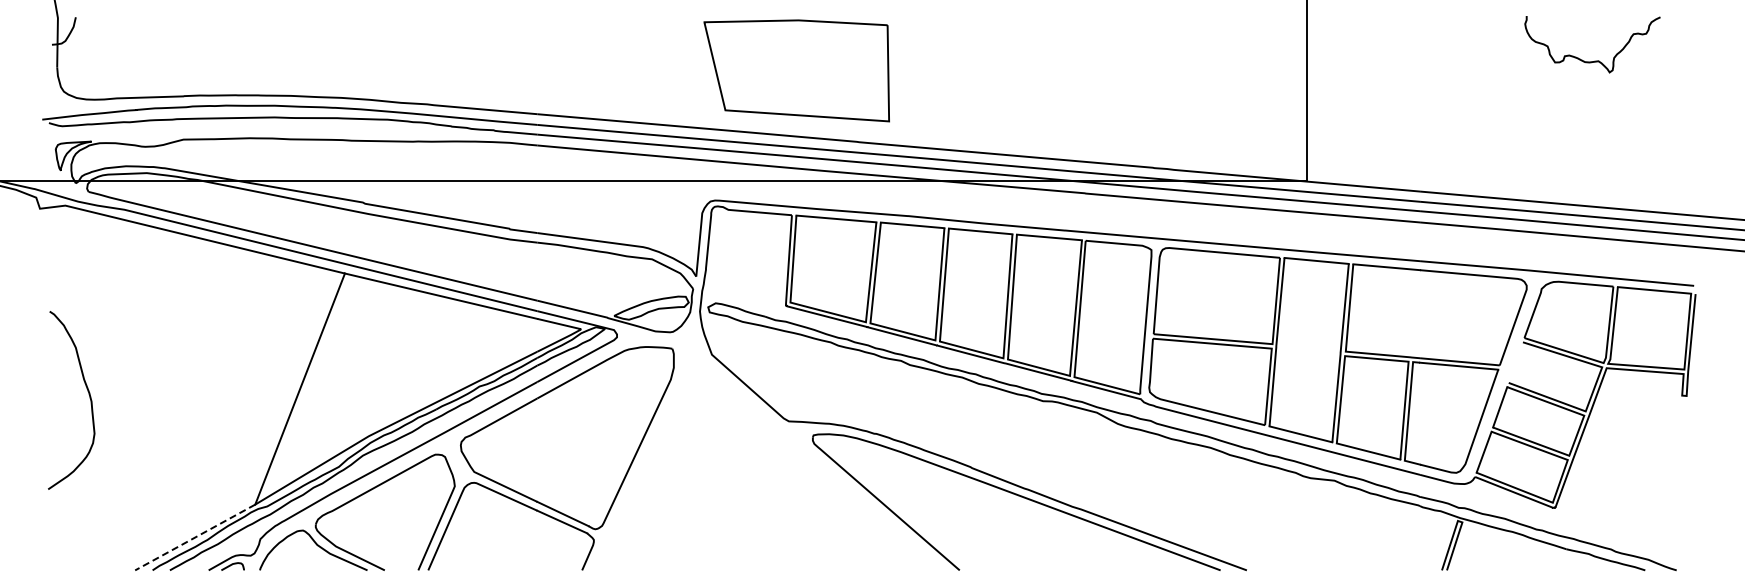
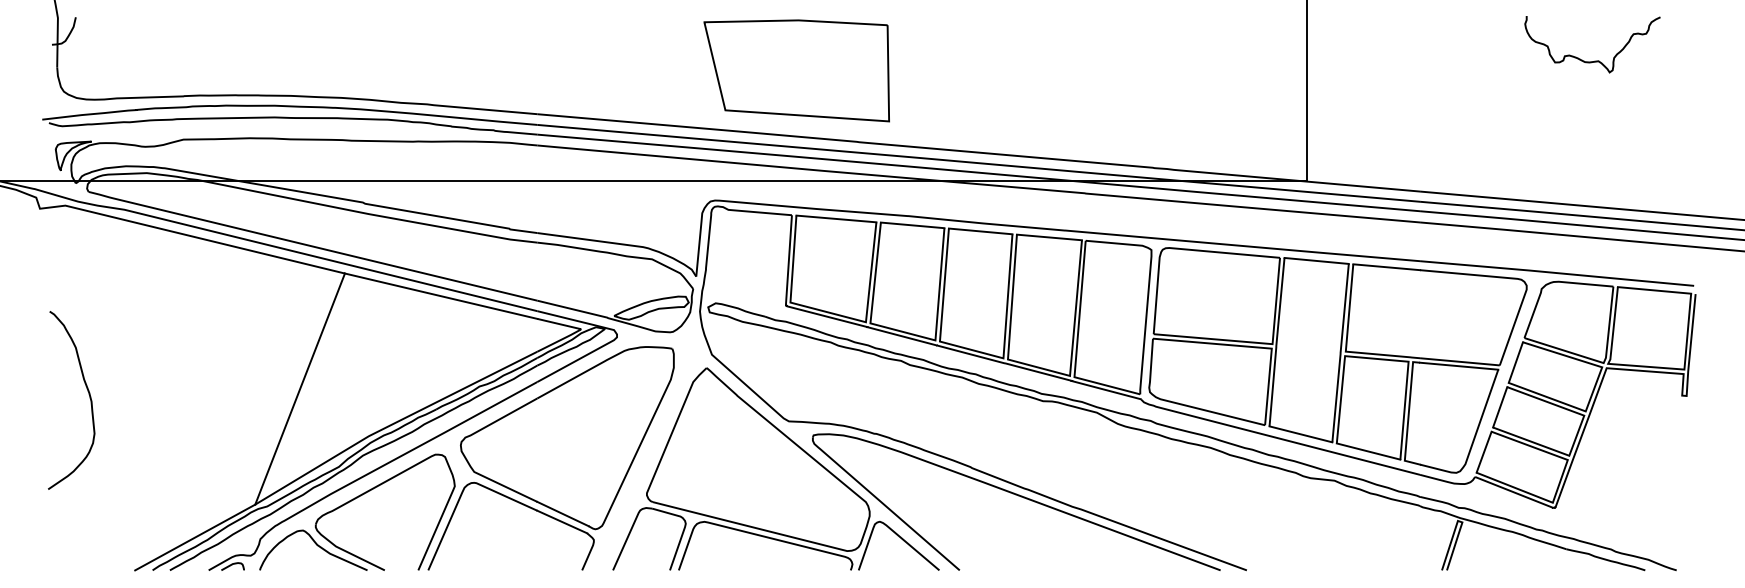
line: none -> present (1515, 362)
part: none -> present (775, 468)
line: dashed -> solid (194, 537)
